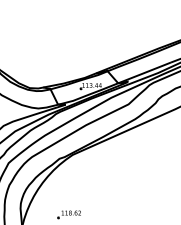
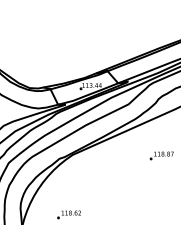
part: none -> present (161, 155)
